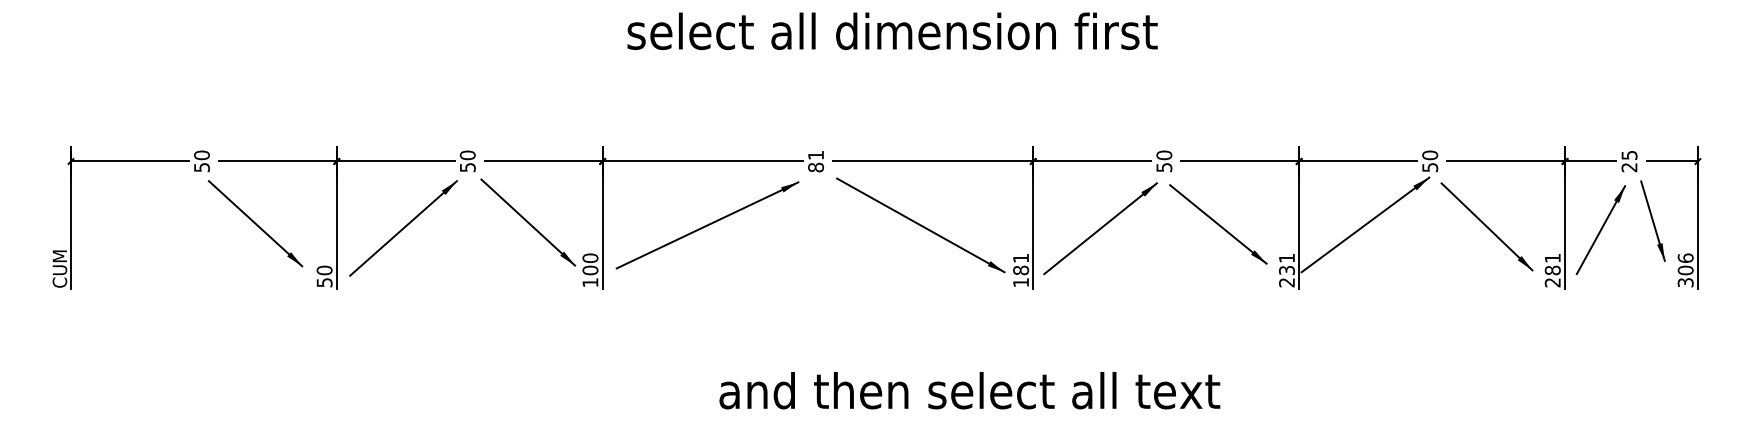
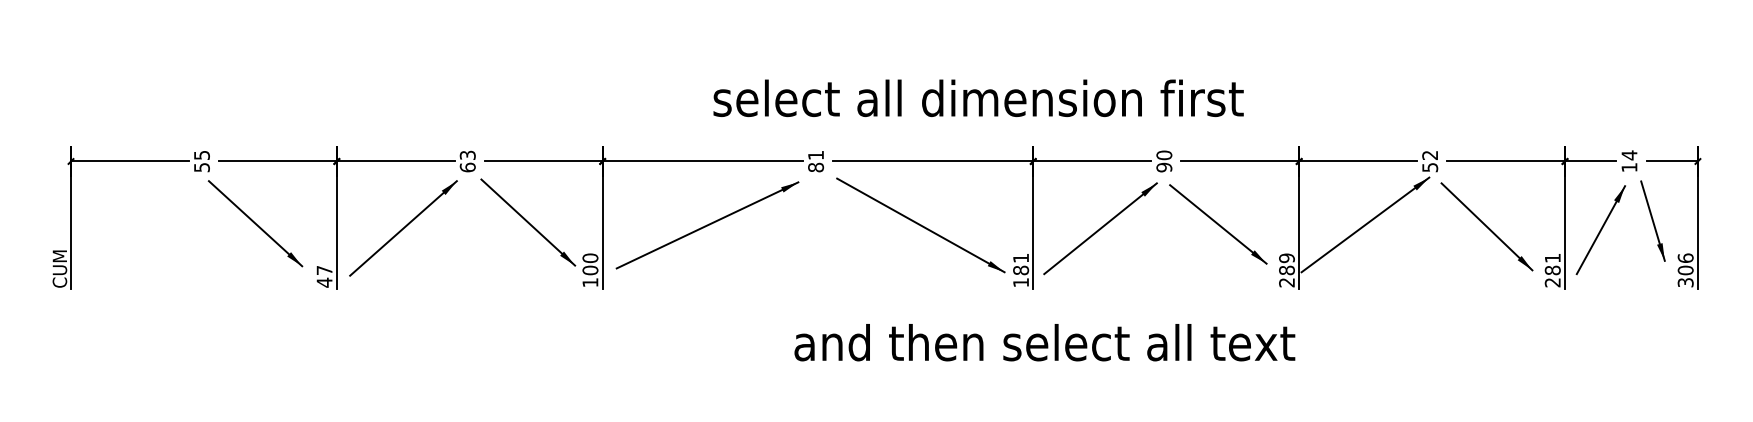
text position: (892, 30) -> (978, 97) (978, 97)
text: 50 -> 55 (201, 155)
text: 50 -> 52 (1430, 155)
text: 50 -> 63 (467, 161)
text: 25 -> 14 (1629, 161)
text: 50 -> 90 (1163, 167)
text: 231 -> 289 (1286, 264)
text: 50 -> 47 (324, 276)
text position: (969, 390) -> (1044, 342) (1044, 342)
